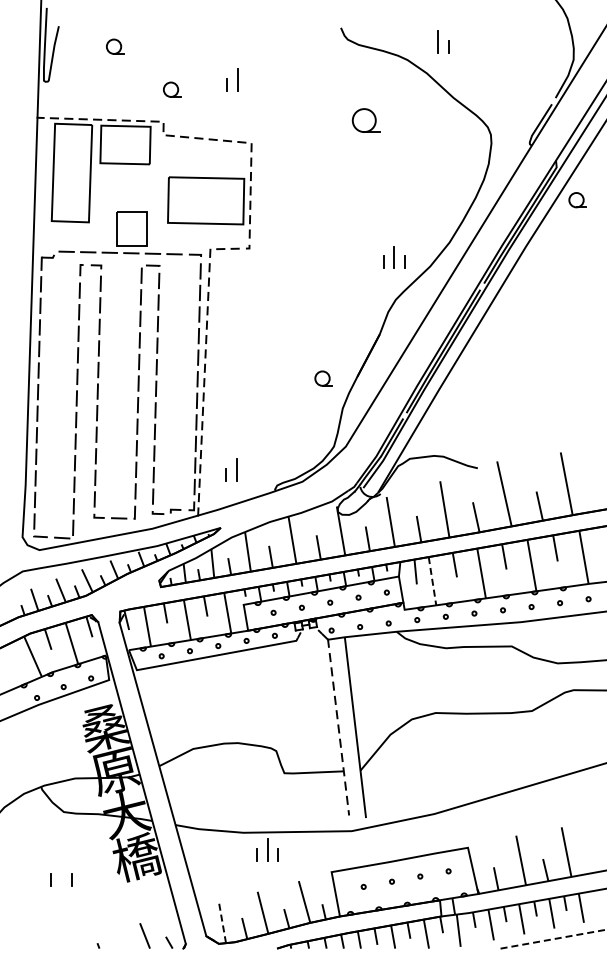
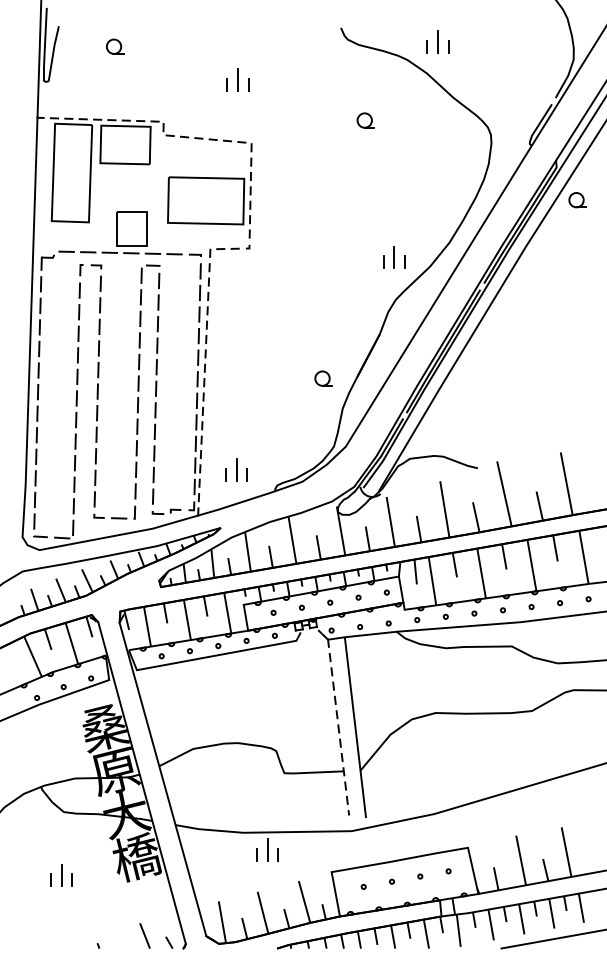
line: none -> present (426, 46)
line: none -> present (248, 84)
part: present -> none (172, 89)
part size: 30x25 px -> 19x17 px (365, 120)
line: none -> present (246, 474)
line: dashed -> solid (432, 581)
line: none -> present (61, 875)
line: dashed -> solid (222, 921)
line: dashed -> solid (553, 939)
